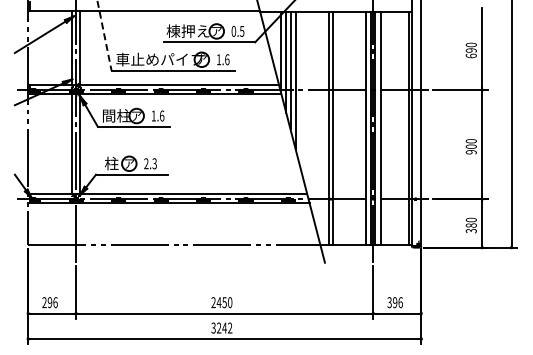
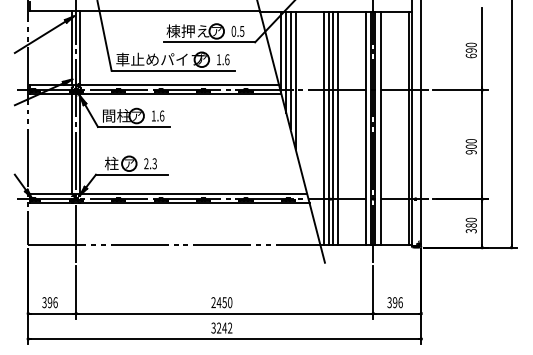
line: dashed -> solid (104, 35)
line: none -> present (323, 128)
line: none -> present (338, 128)
text: 296 -> 396 (44, 302)
